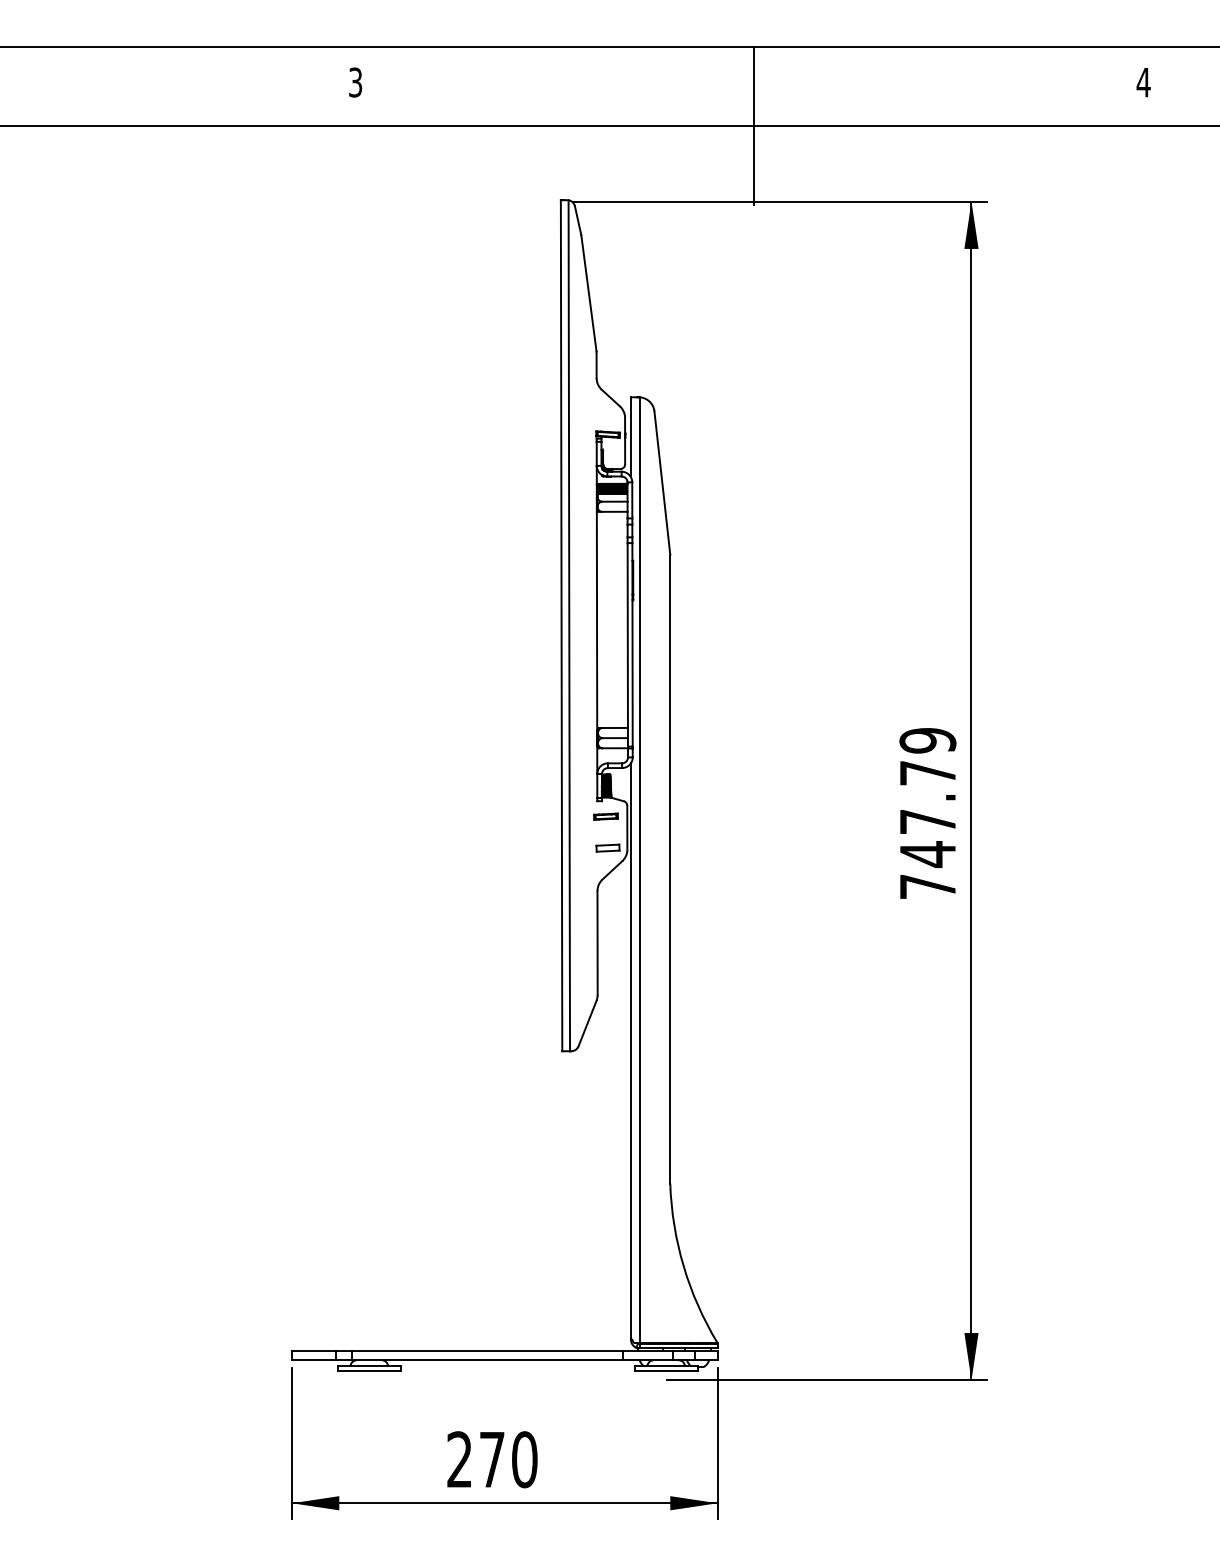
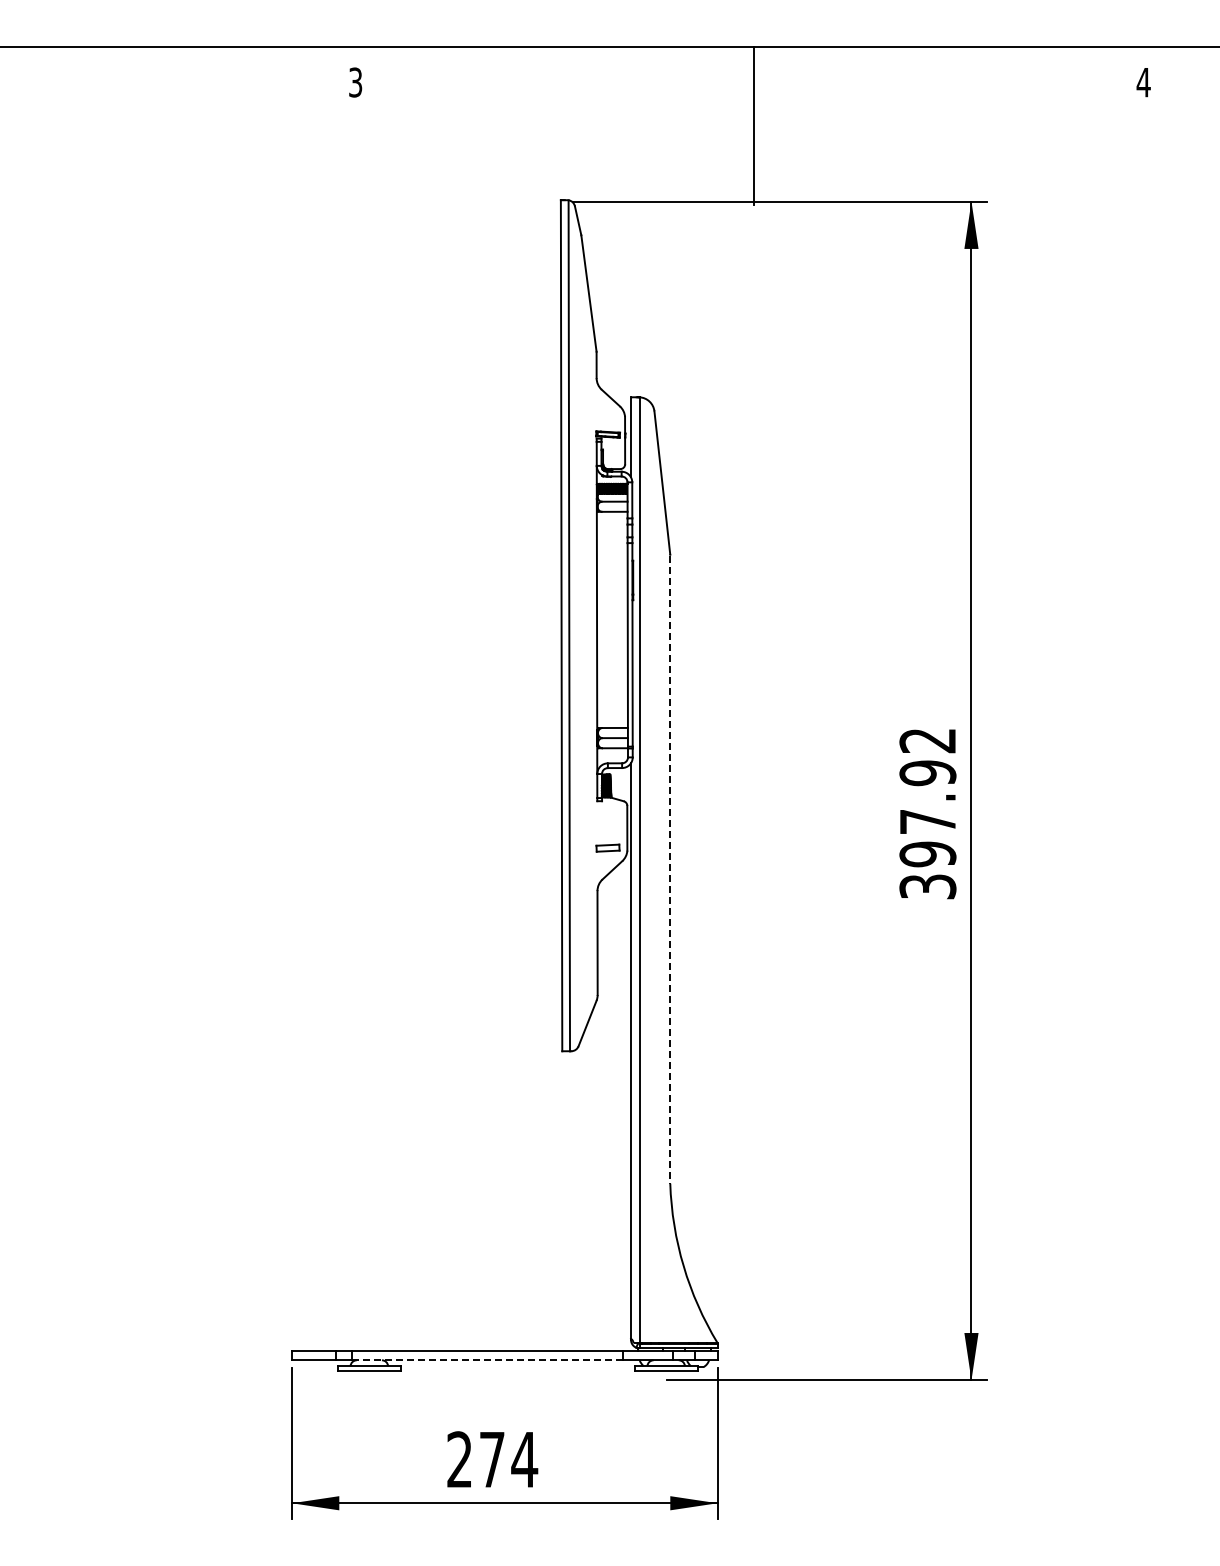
line: present -> none (609, 125)
text: 747.79 -> 397.92 (927, 813)
part: present -> none (605, 816)
line: solid -> dashed (670, 869)
line: solid -> dashed (487, 1360)
text: 270 -> 274 (524, 1459)
